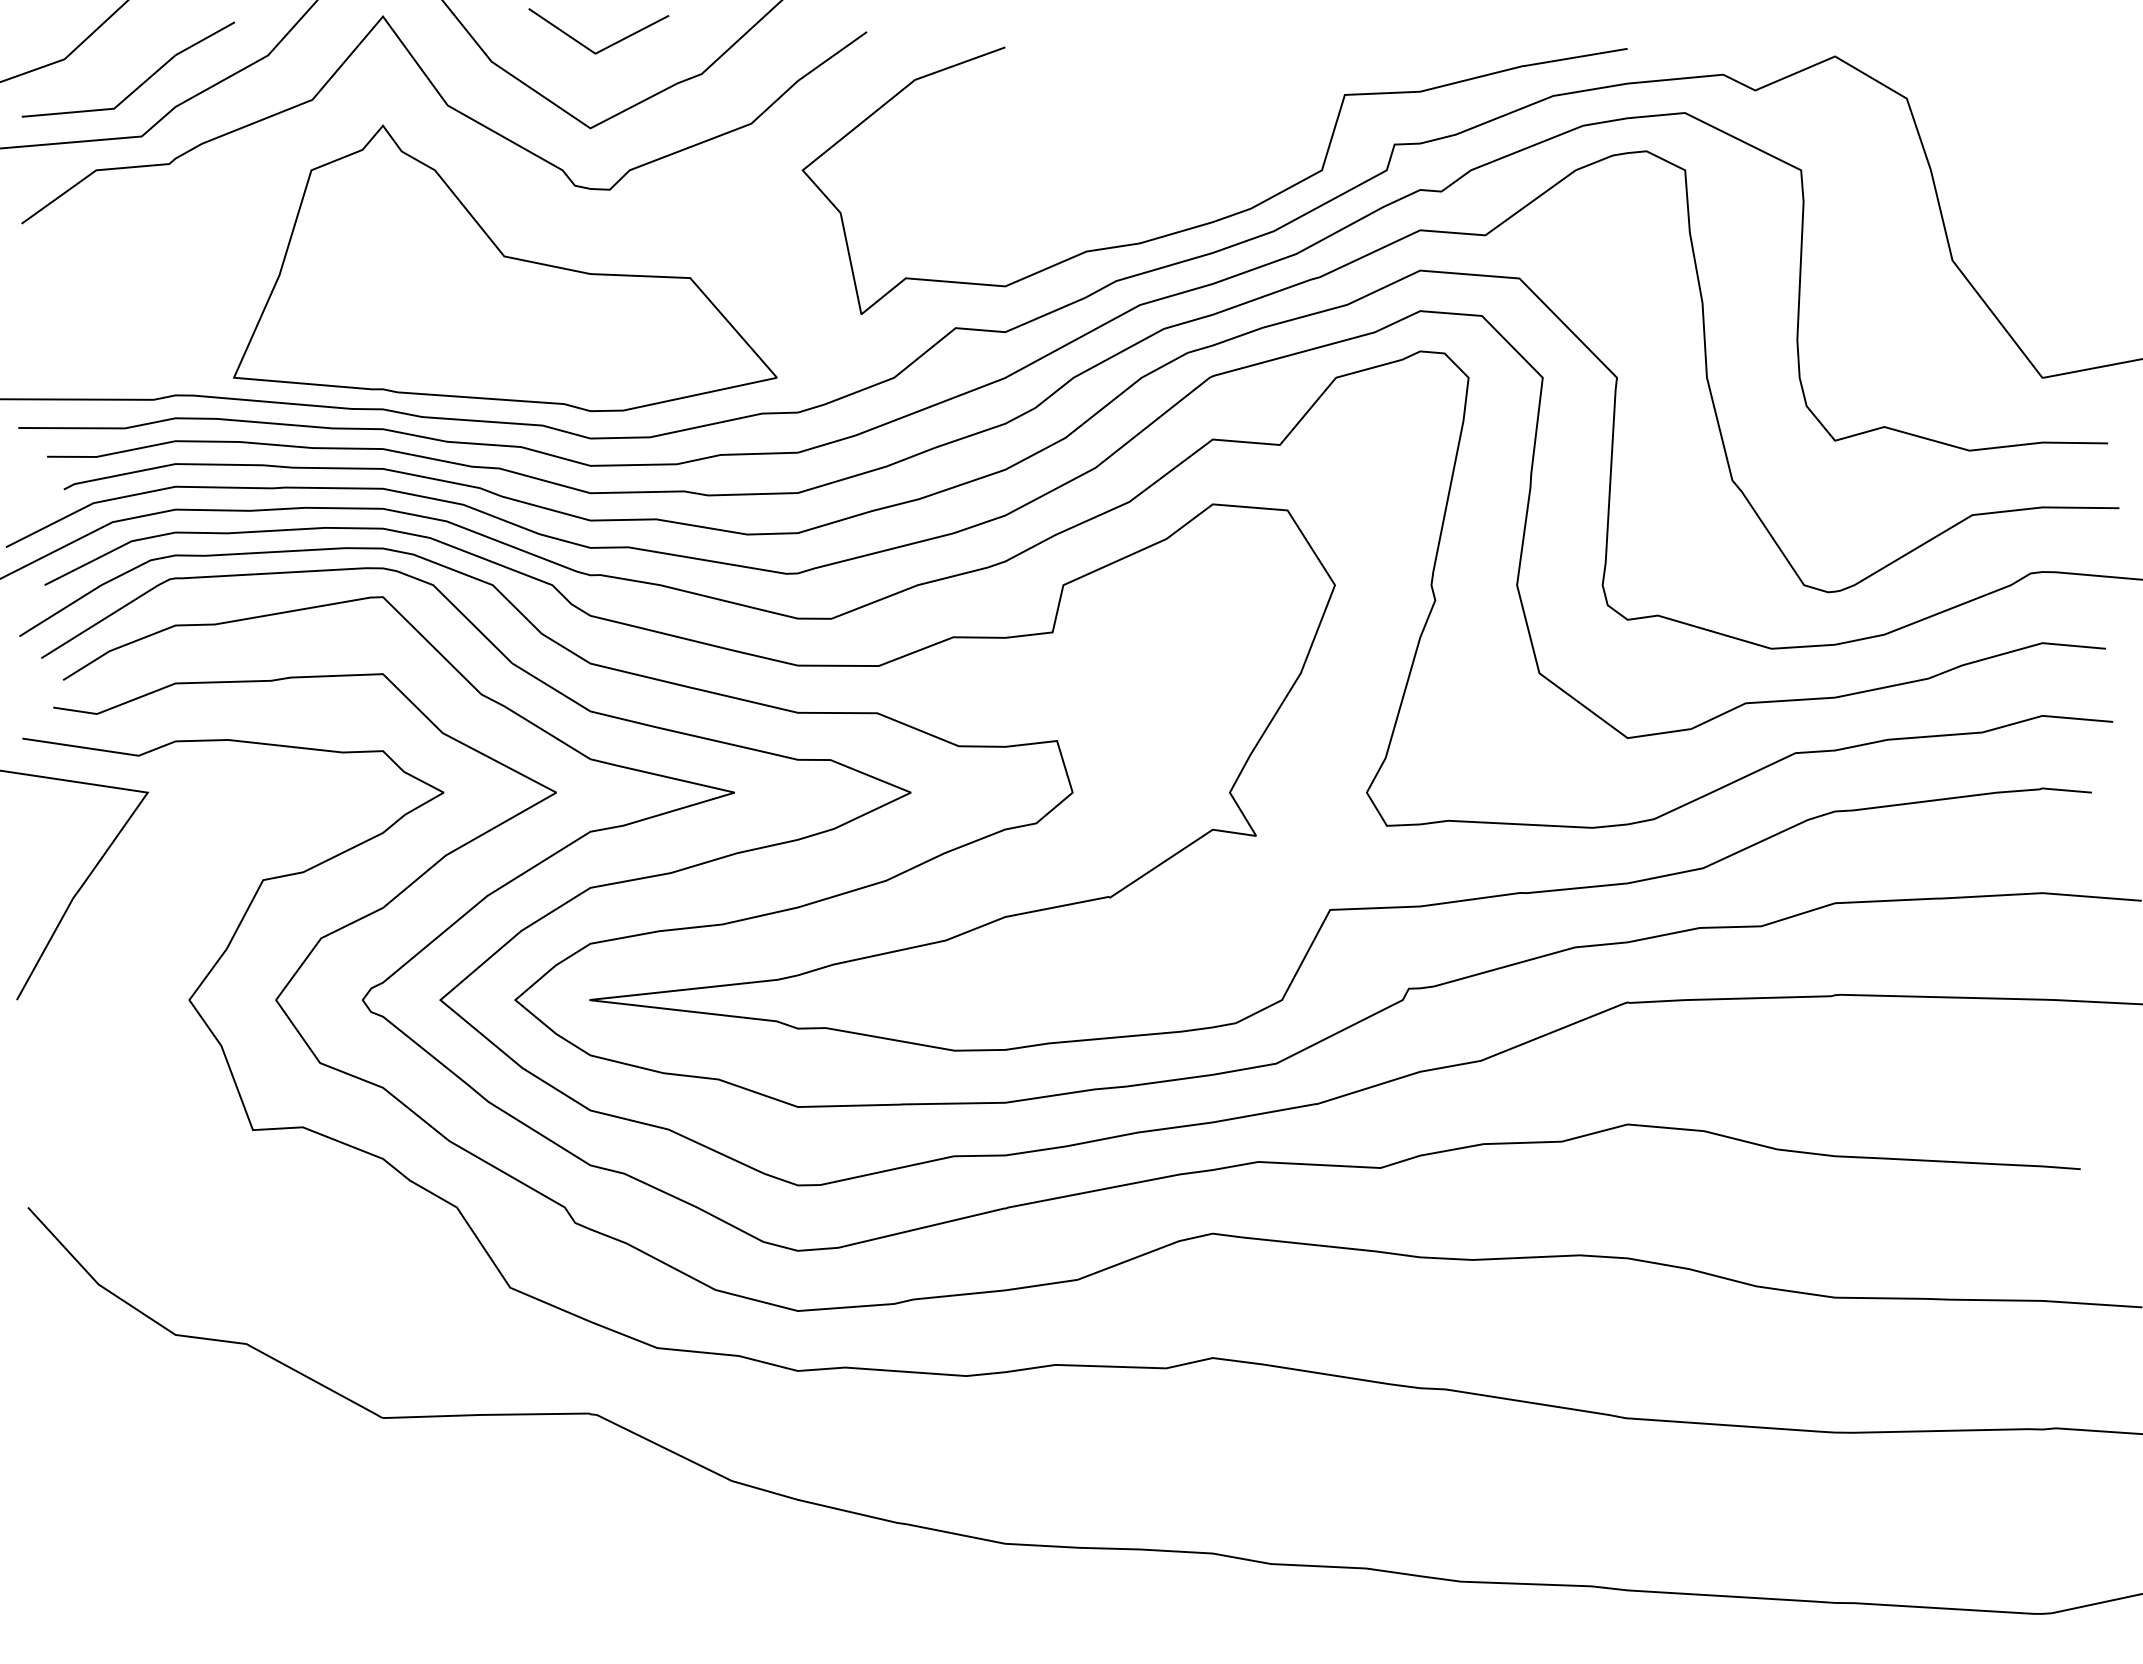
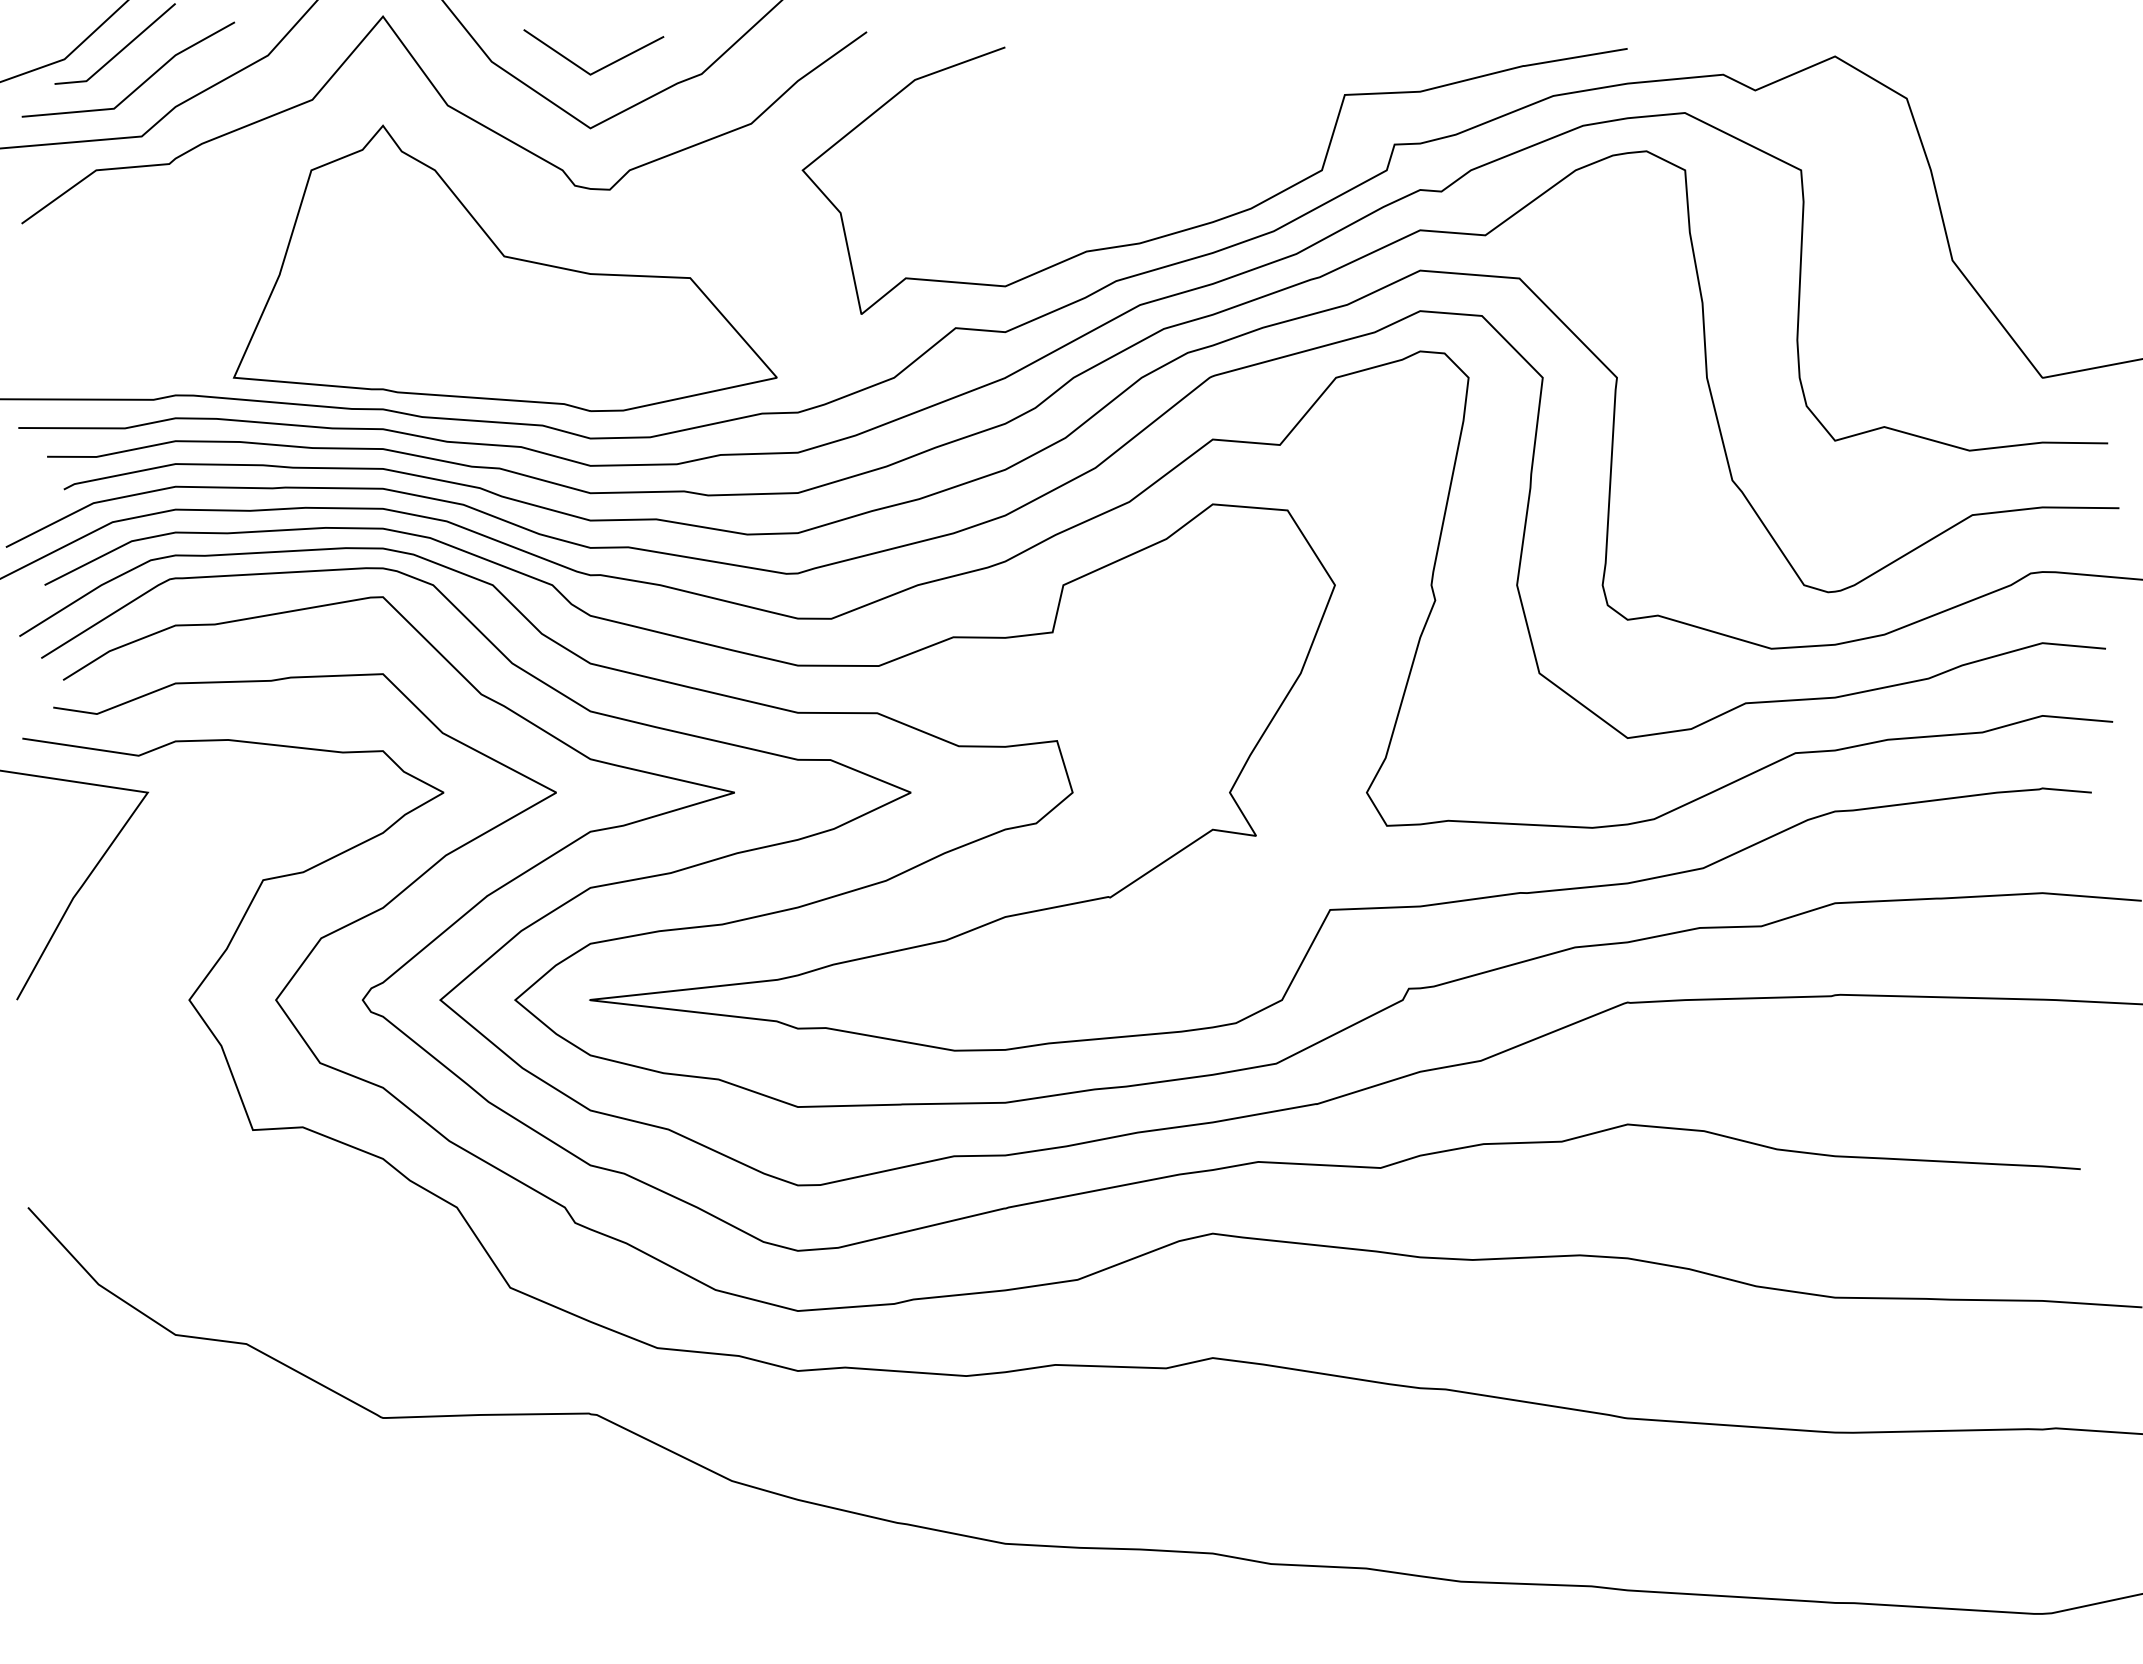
line position: (608, 45) -> (603, 66) (603, 66)
line: none -> present (121, 49)
